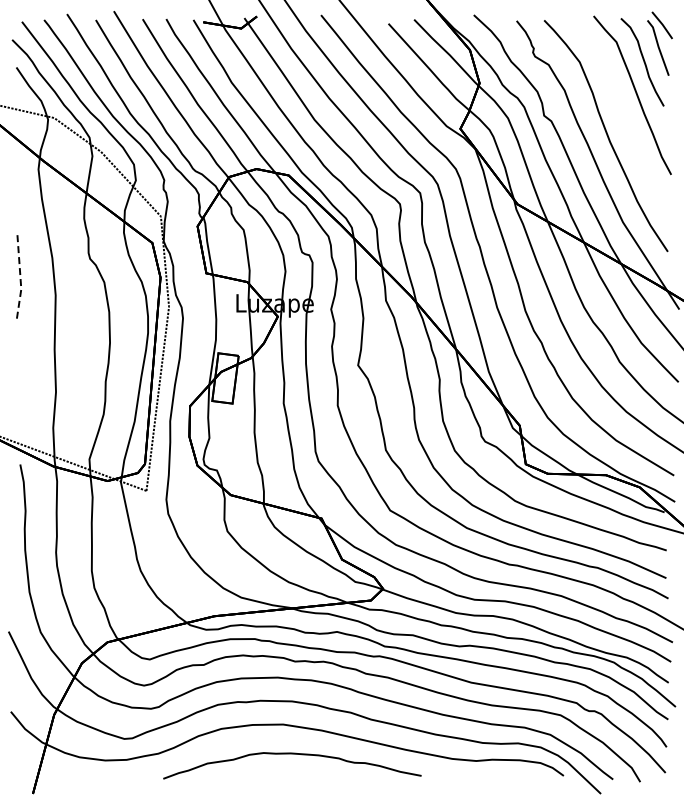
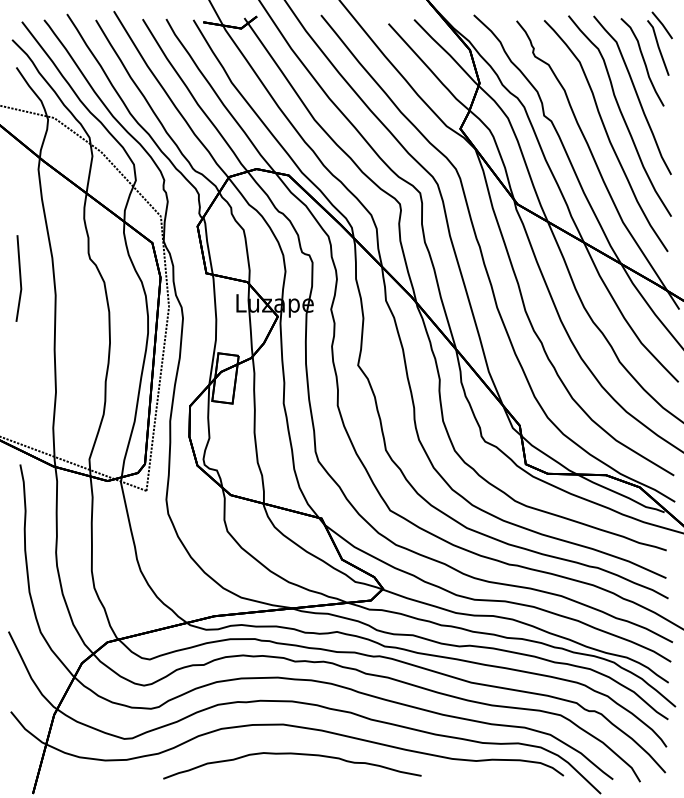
curve: none -> present (620, 114)
line: dashed -> solid (20, 279)
